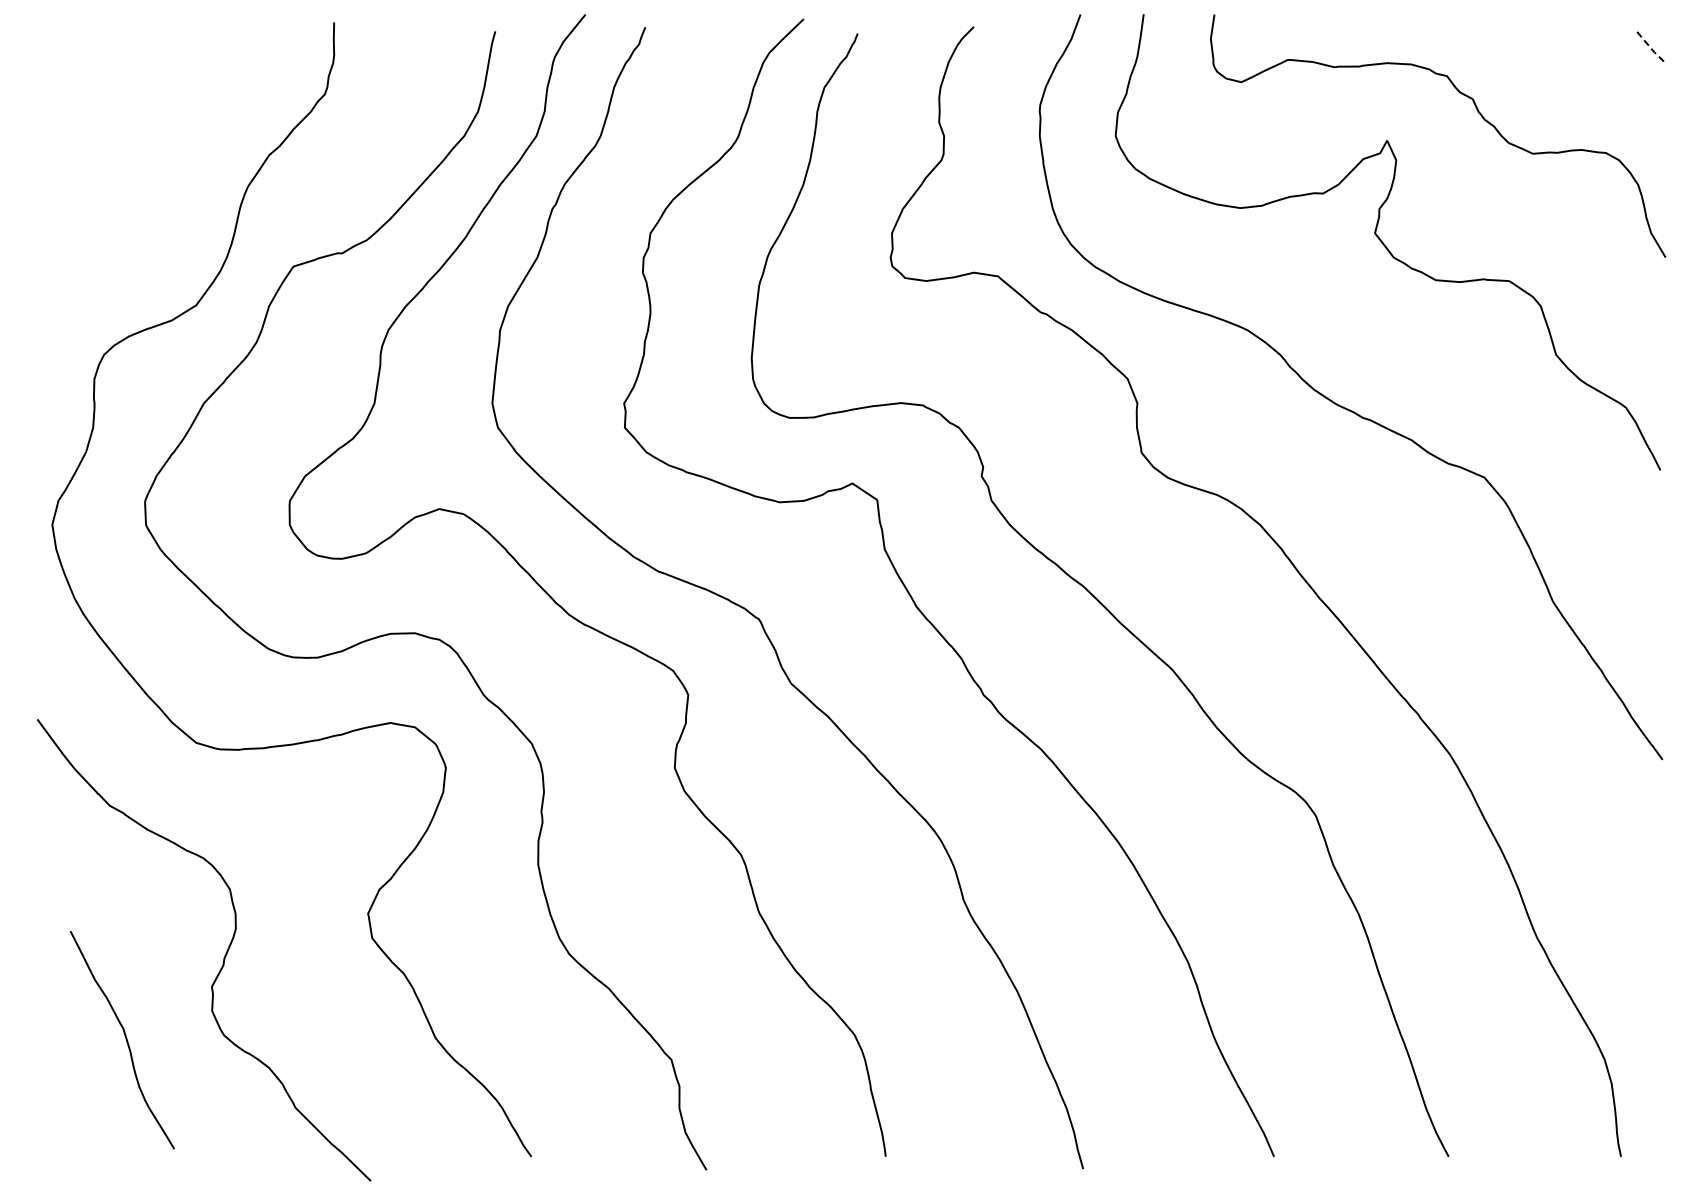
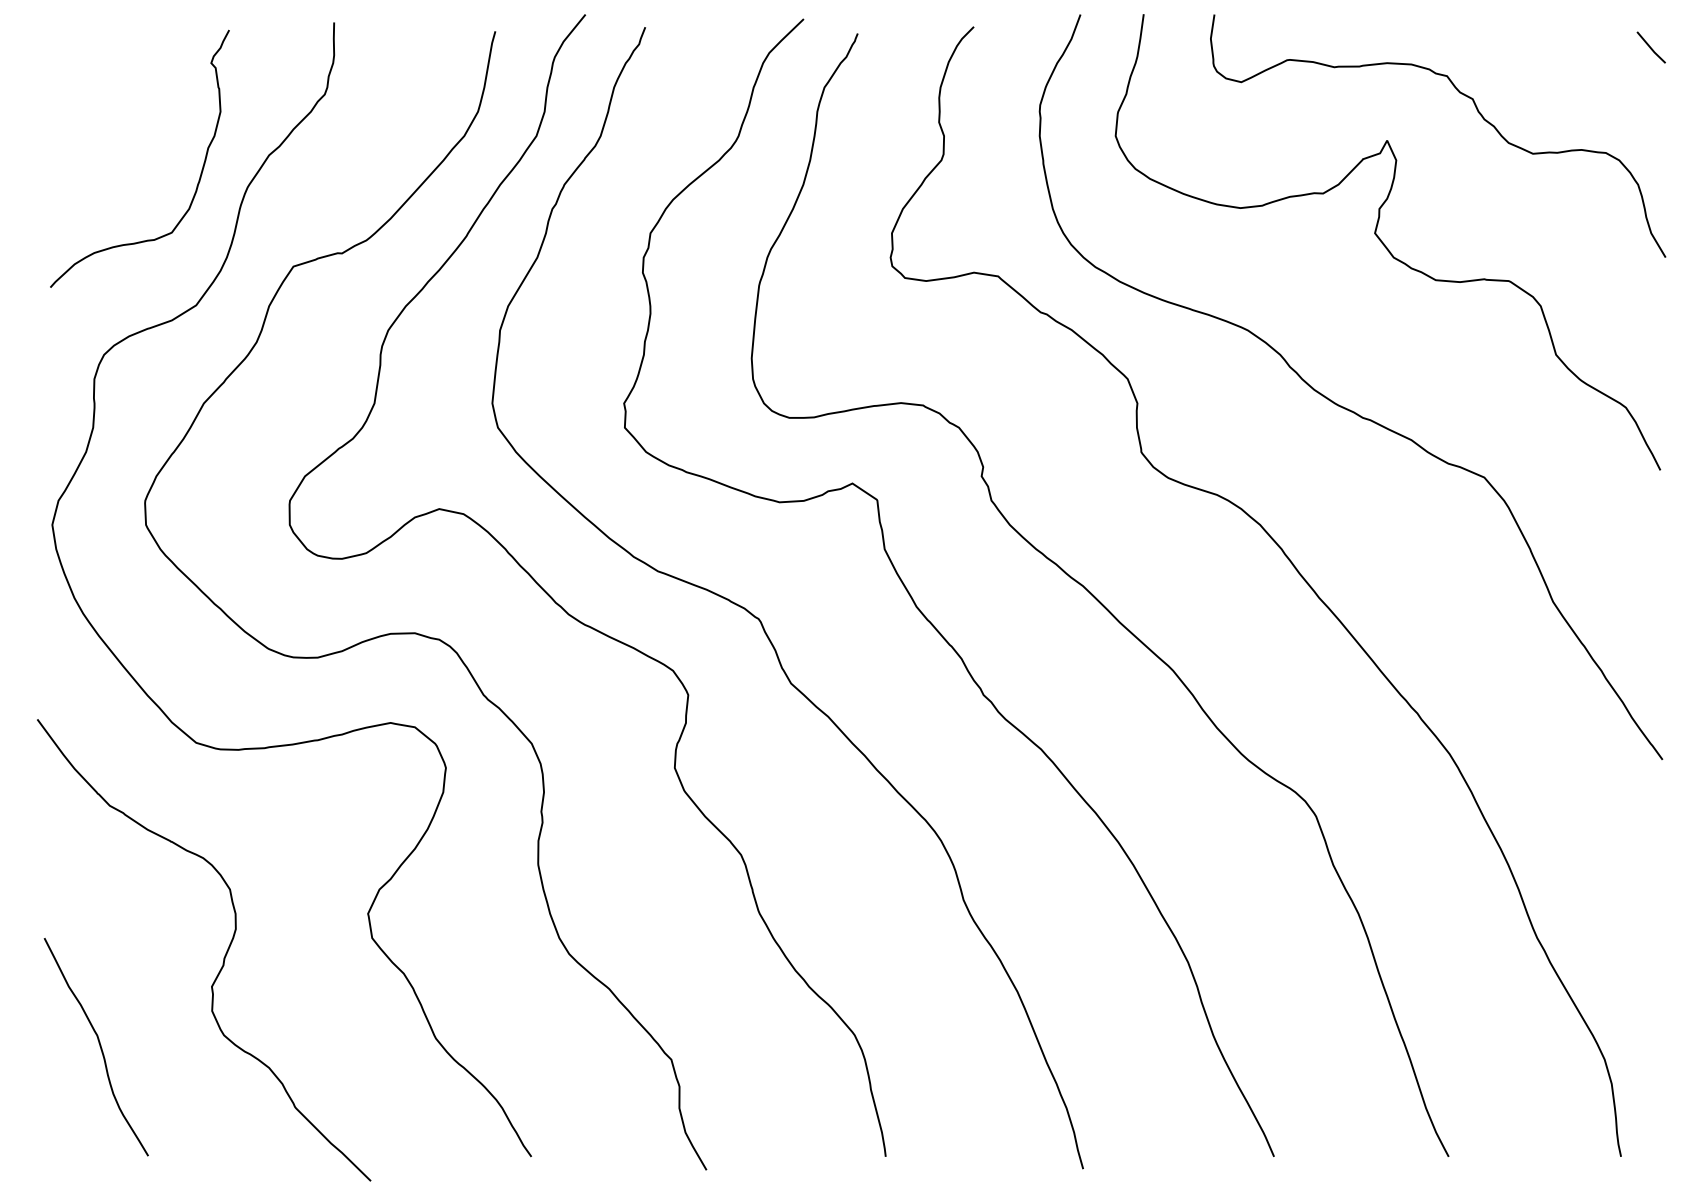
line: dashed -> solid (1651, 48)
curve: none -> present (199, 176)
curve position: (125, 1039) -> (99, 1046) (99, 1046)
